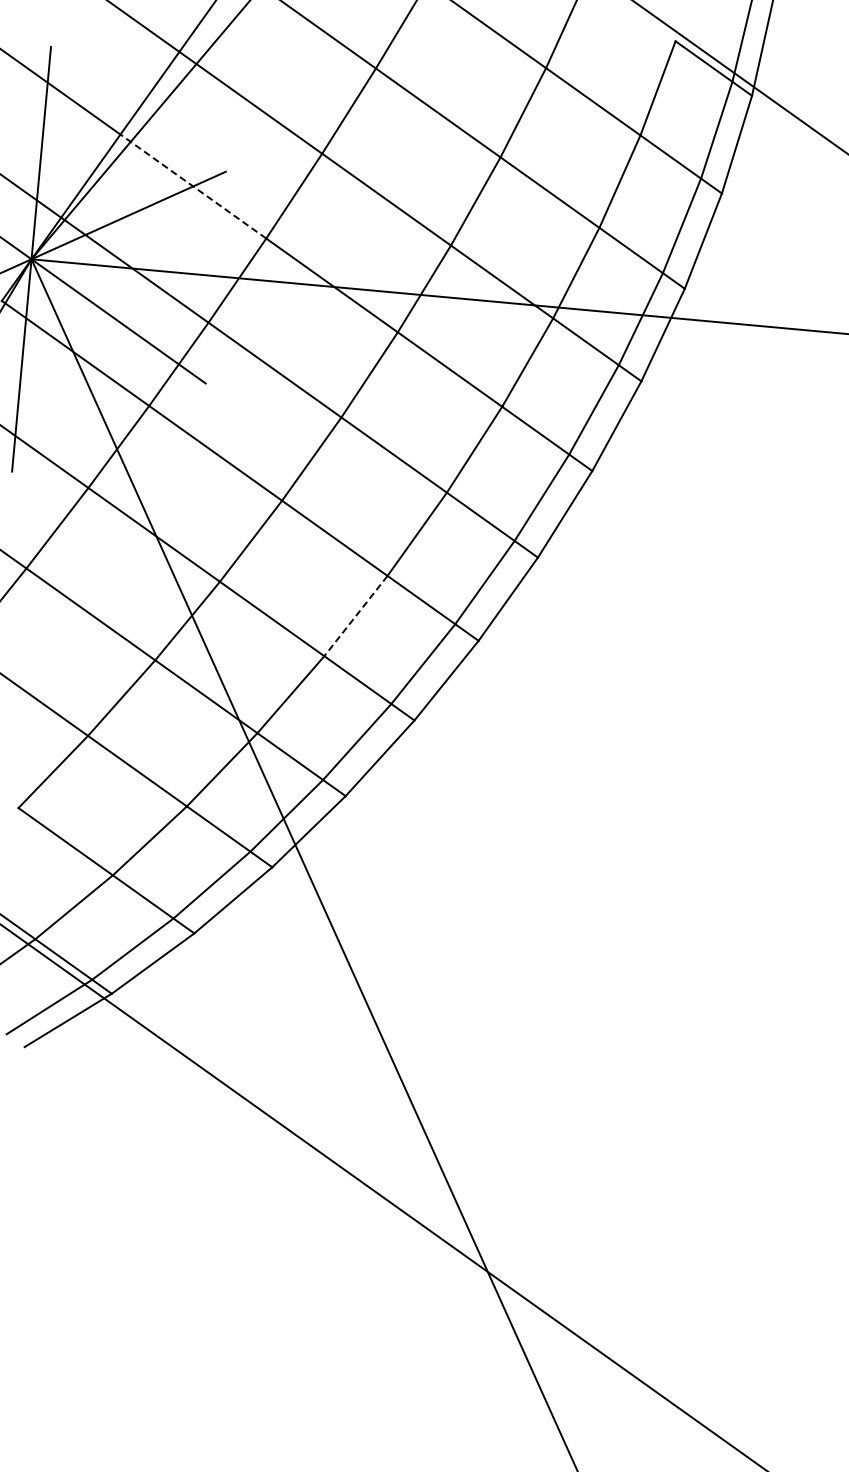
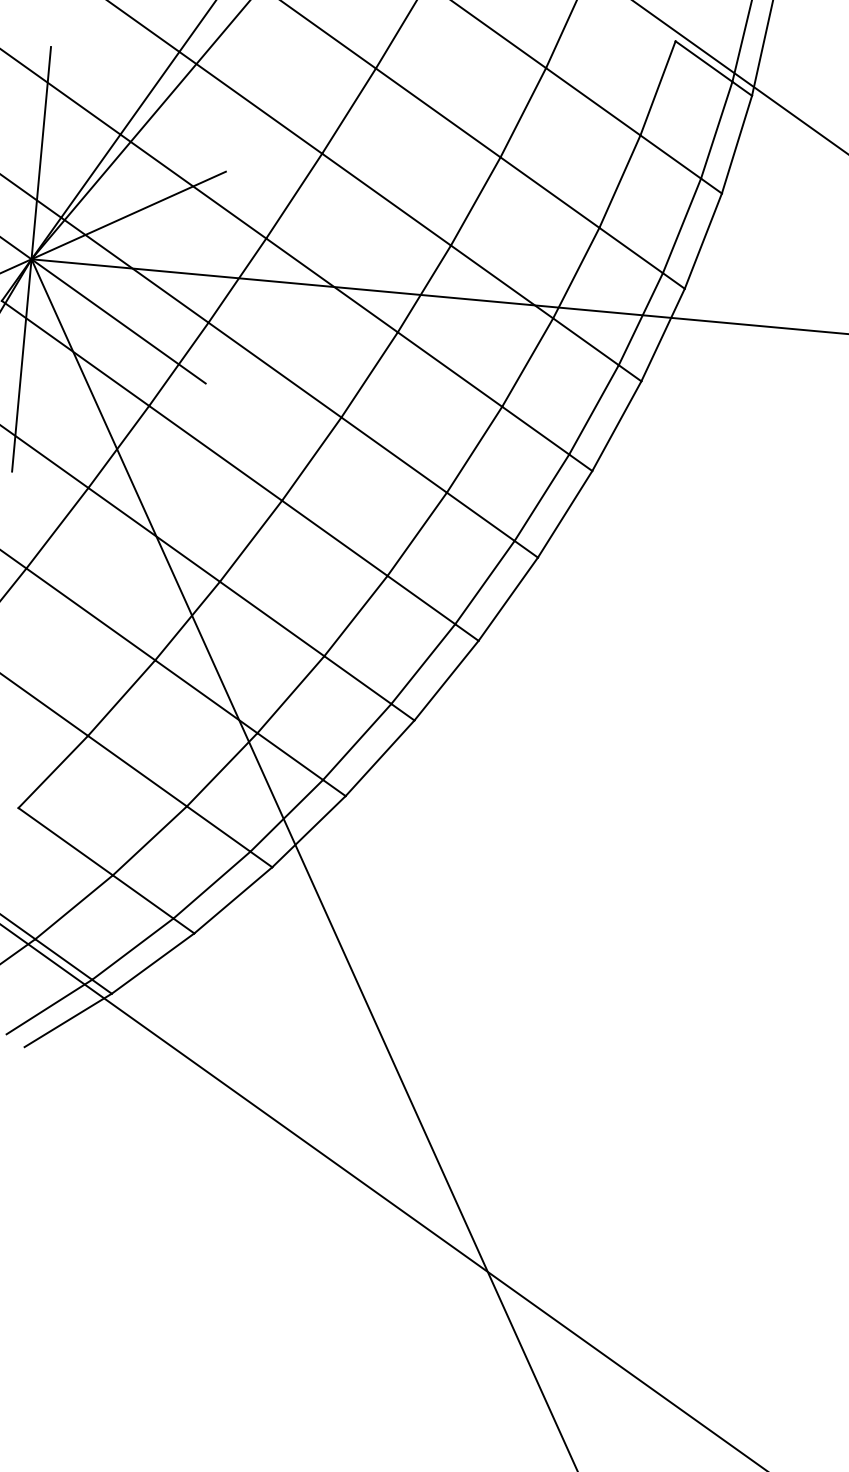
line: dashed -> solid (193, 186)
line: dashed -> solid (355, 616)
